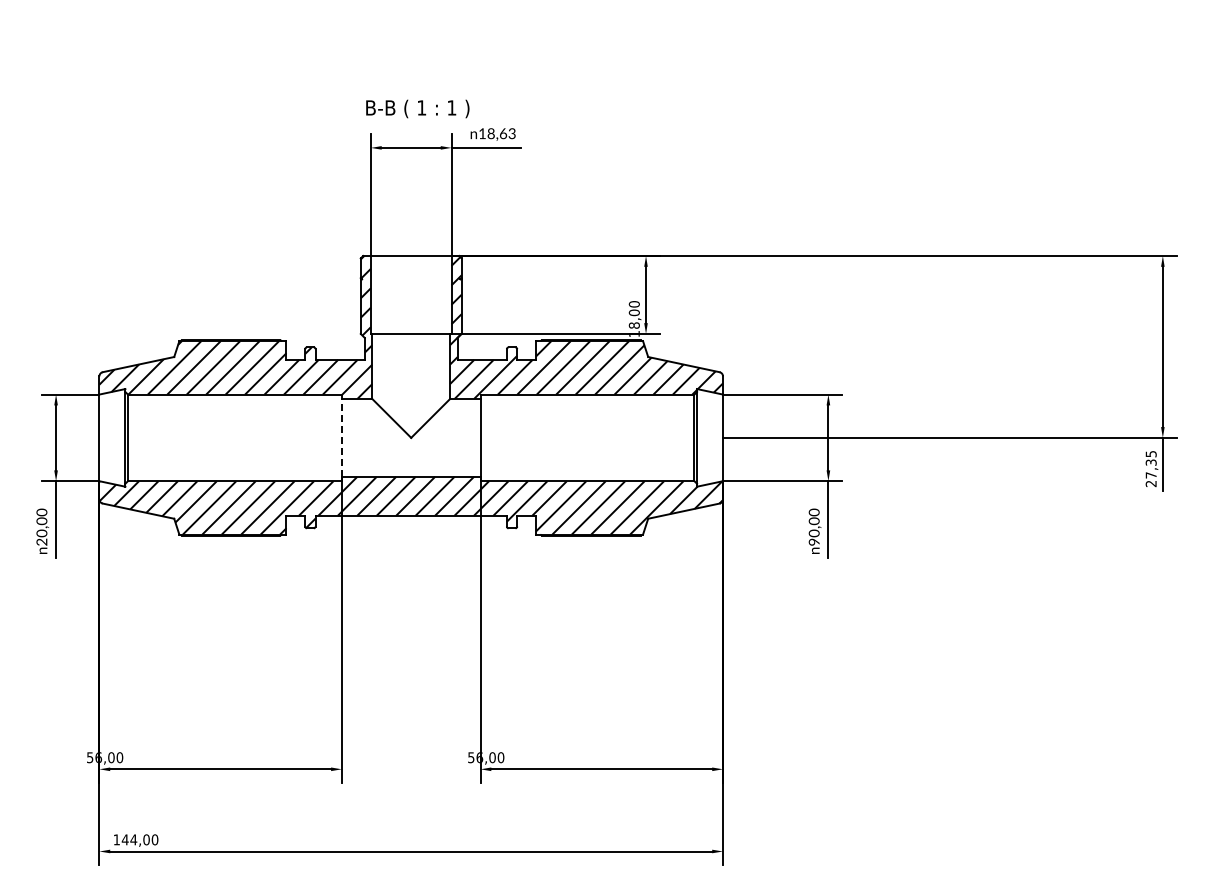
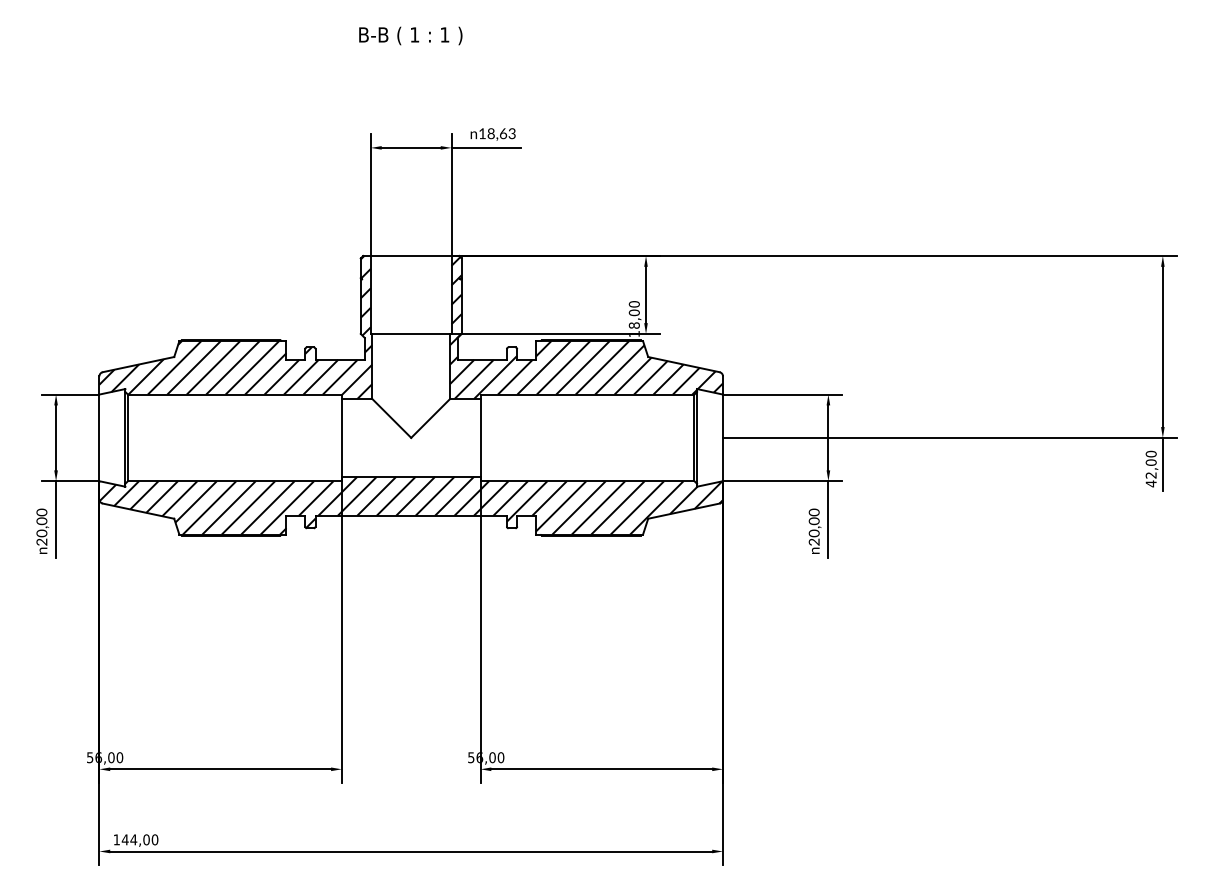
text position: (417, 108) -> (410, 35) (410, 35)
line: dashed -> solid (341, 437)
text: 27,35 -> 42,00 (1150, 468)
text: 90,00 -> 20,00 (814, 541)
